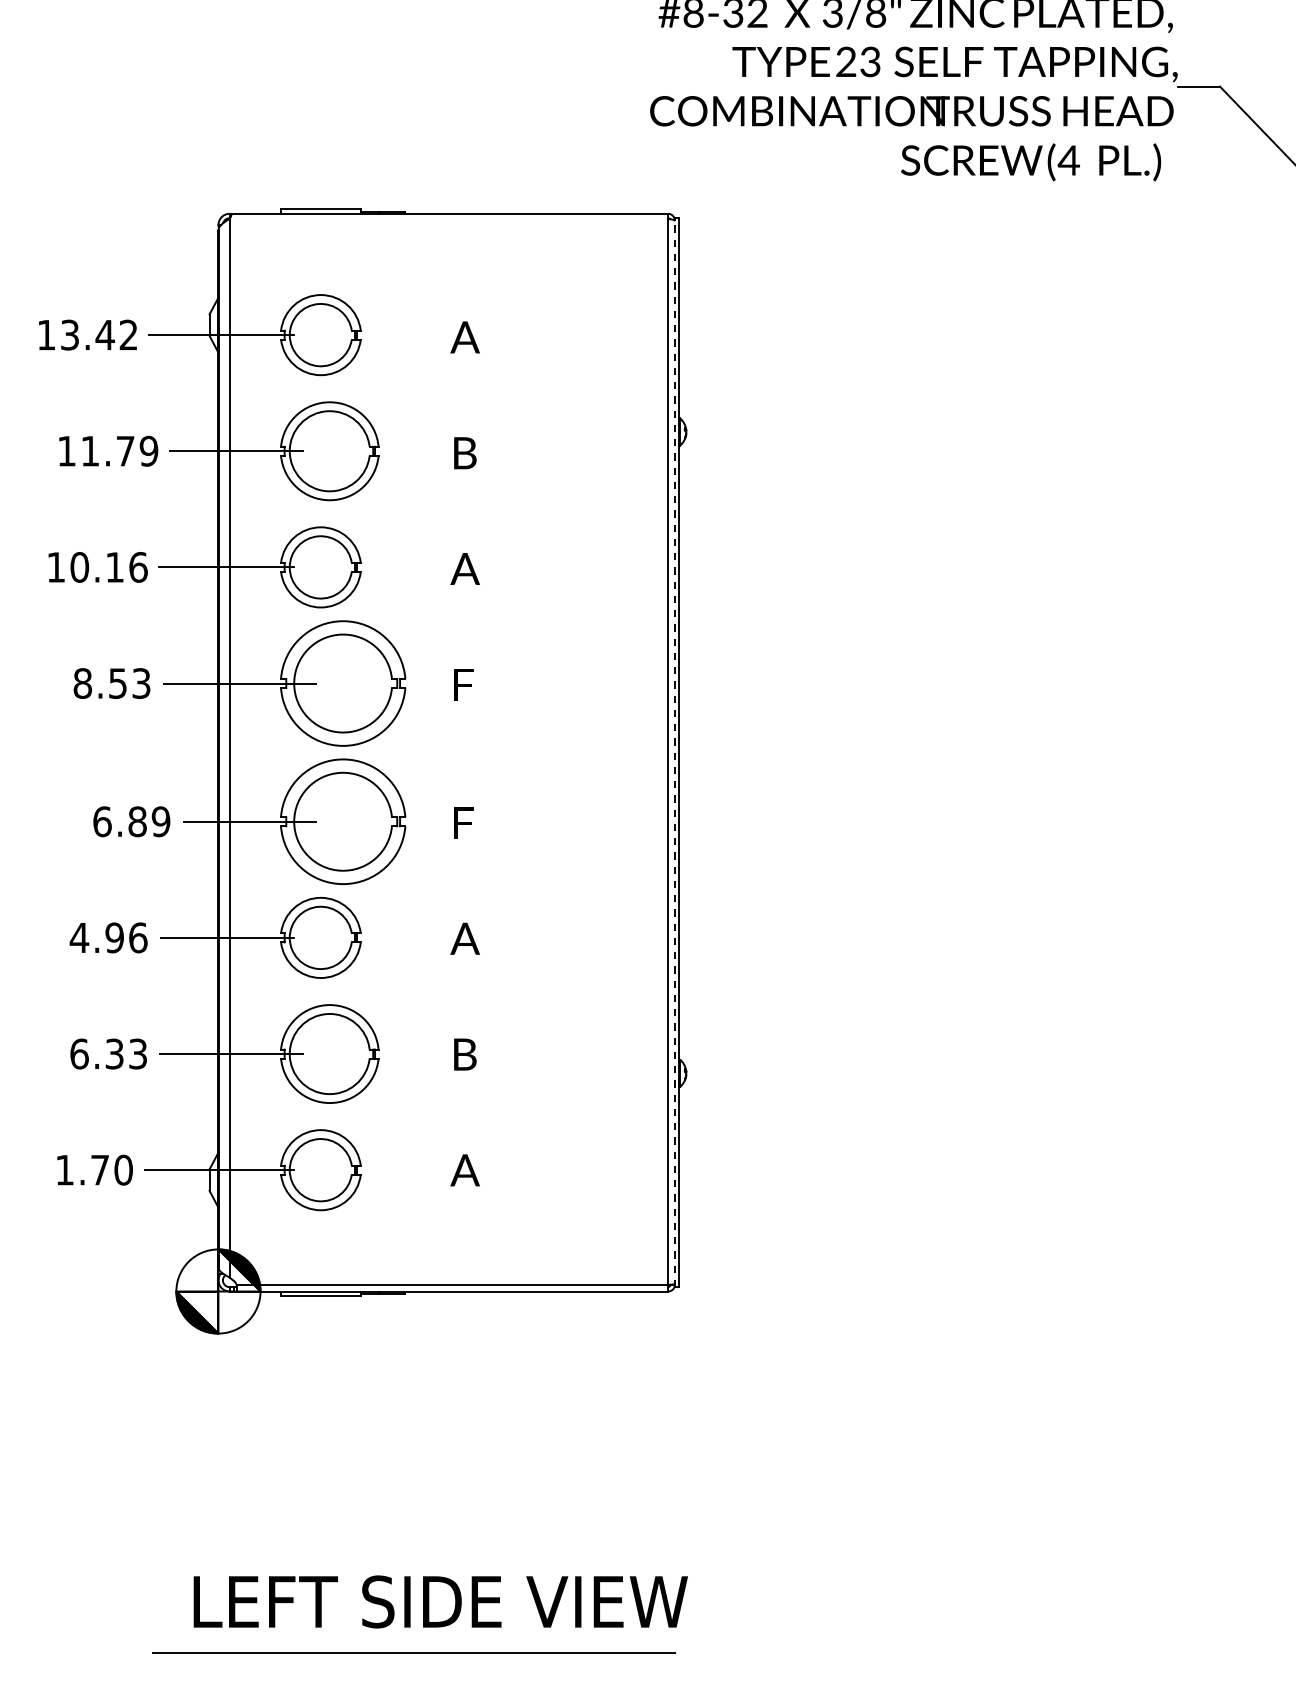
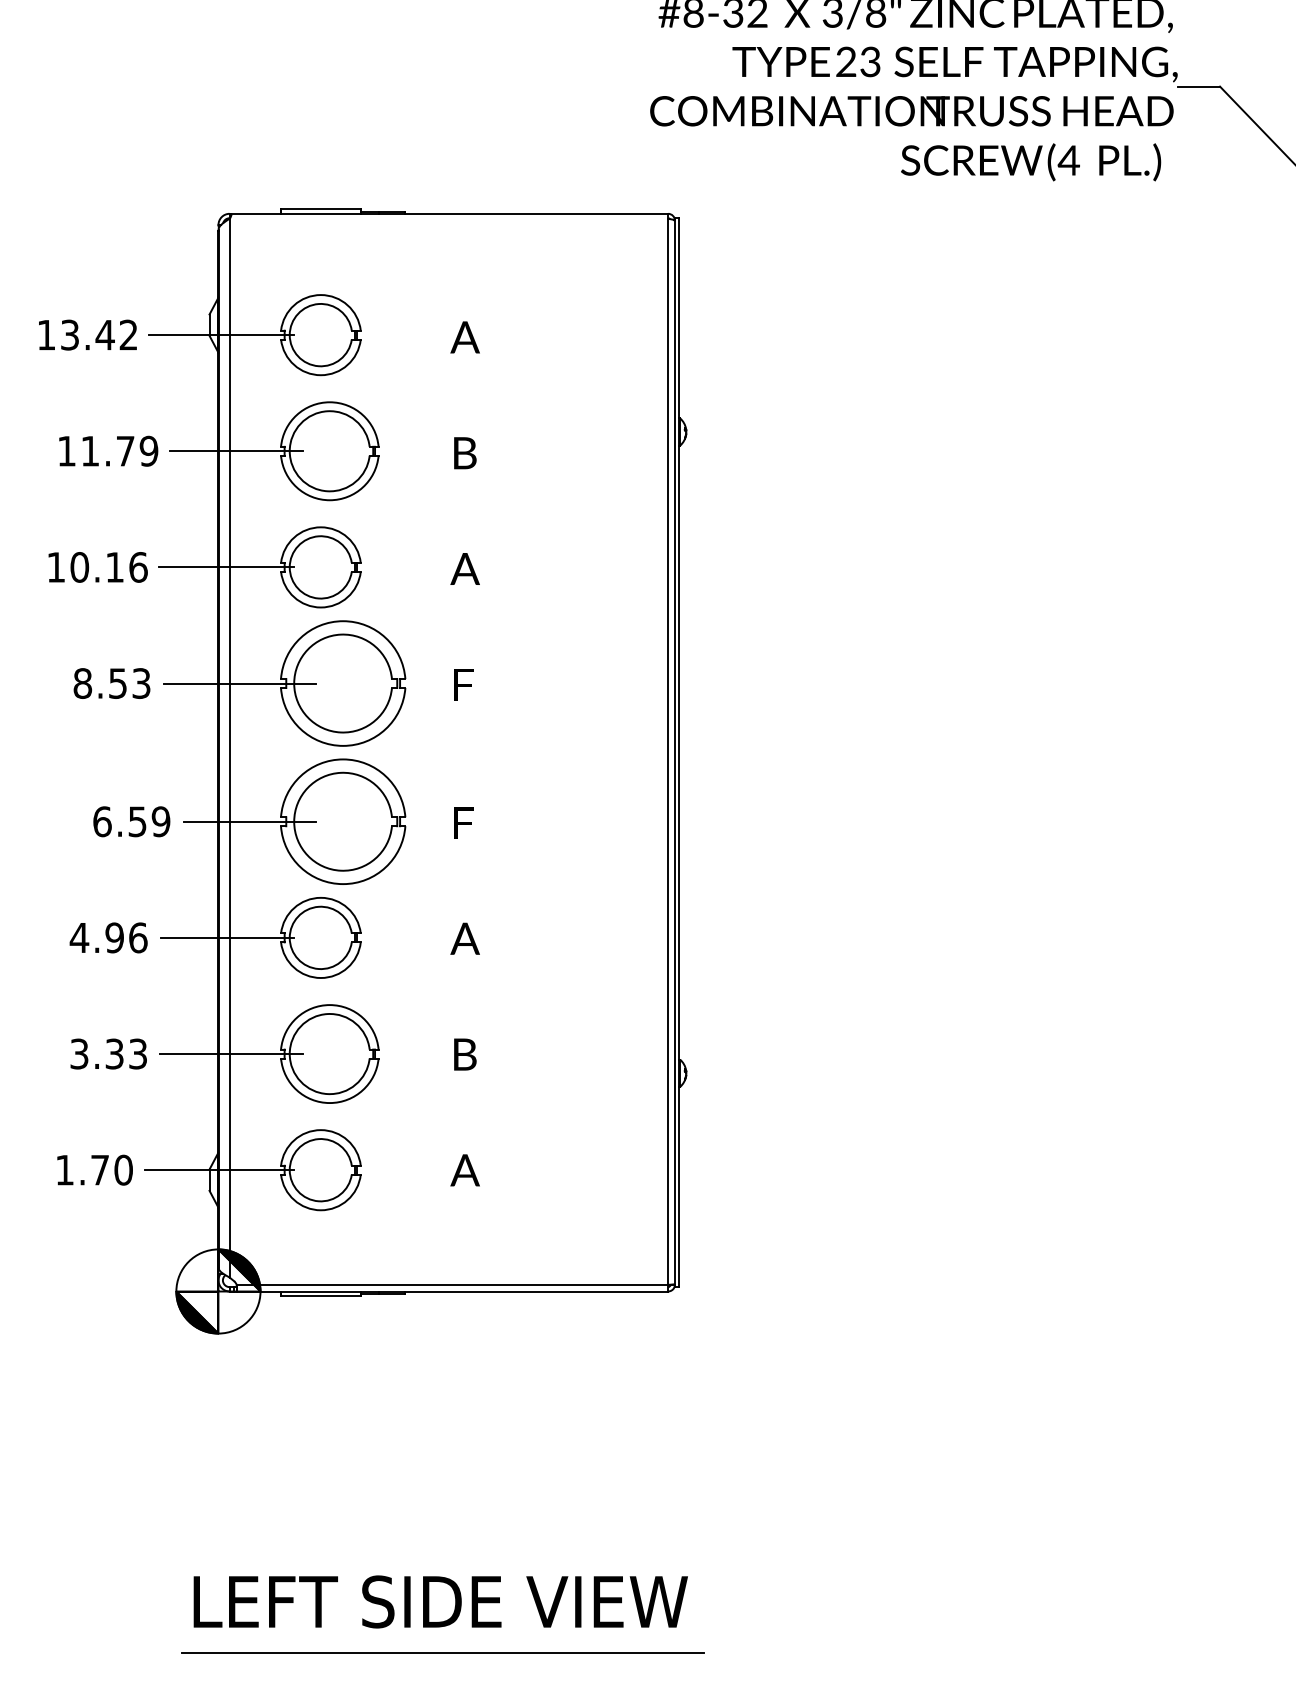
line: dashed -> solid (674, 752)
text: 6.89 -> 6.59 (137, 821)
text: 6.33 -> 3.33 (79, 1053)
line position: (413, 1652) -> (442, 1652) (442, 1652)
